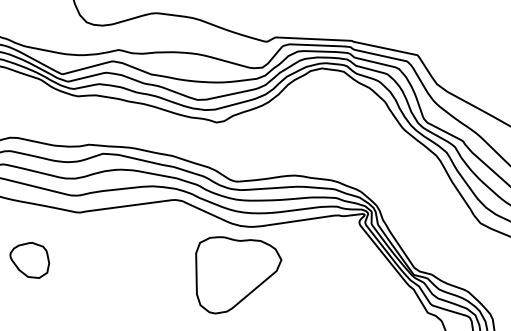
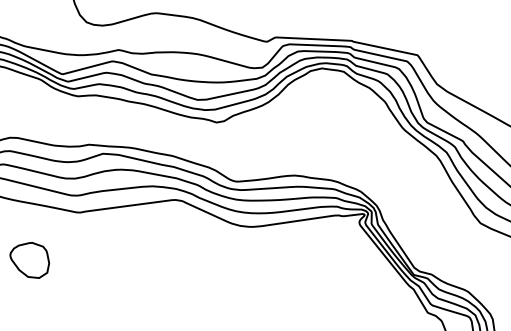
part: present -> none (238, 275)
